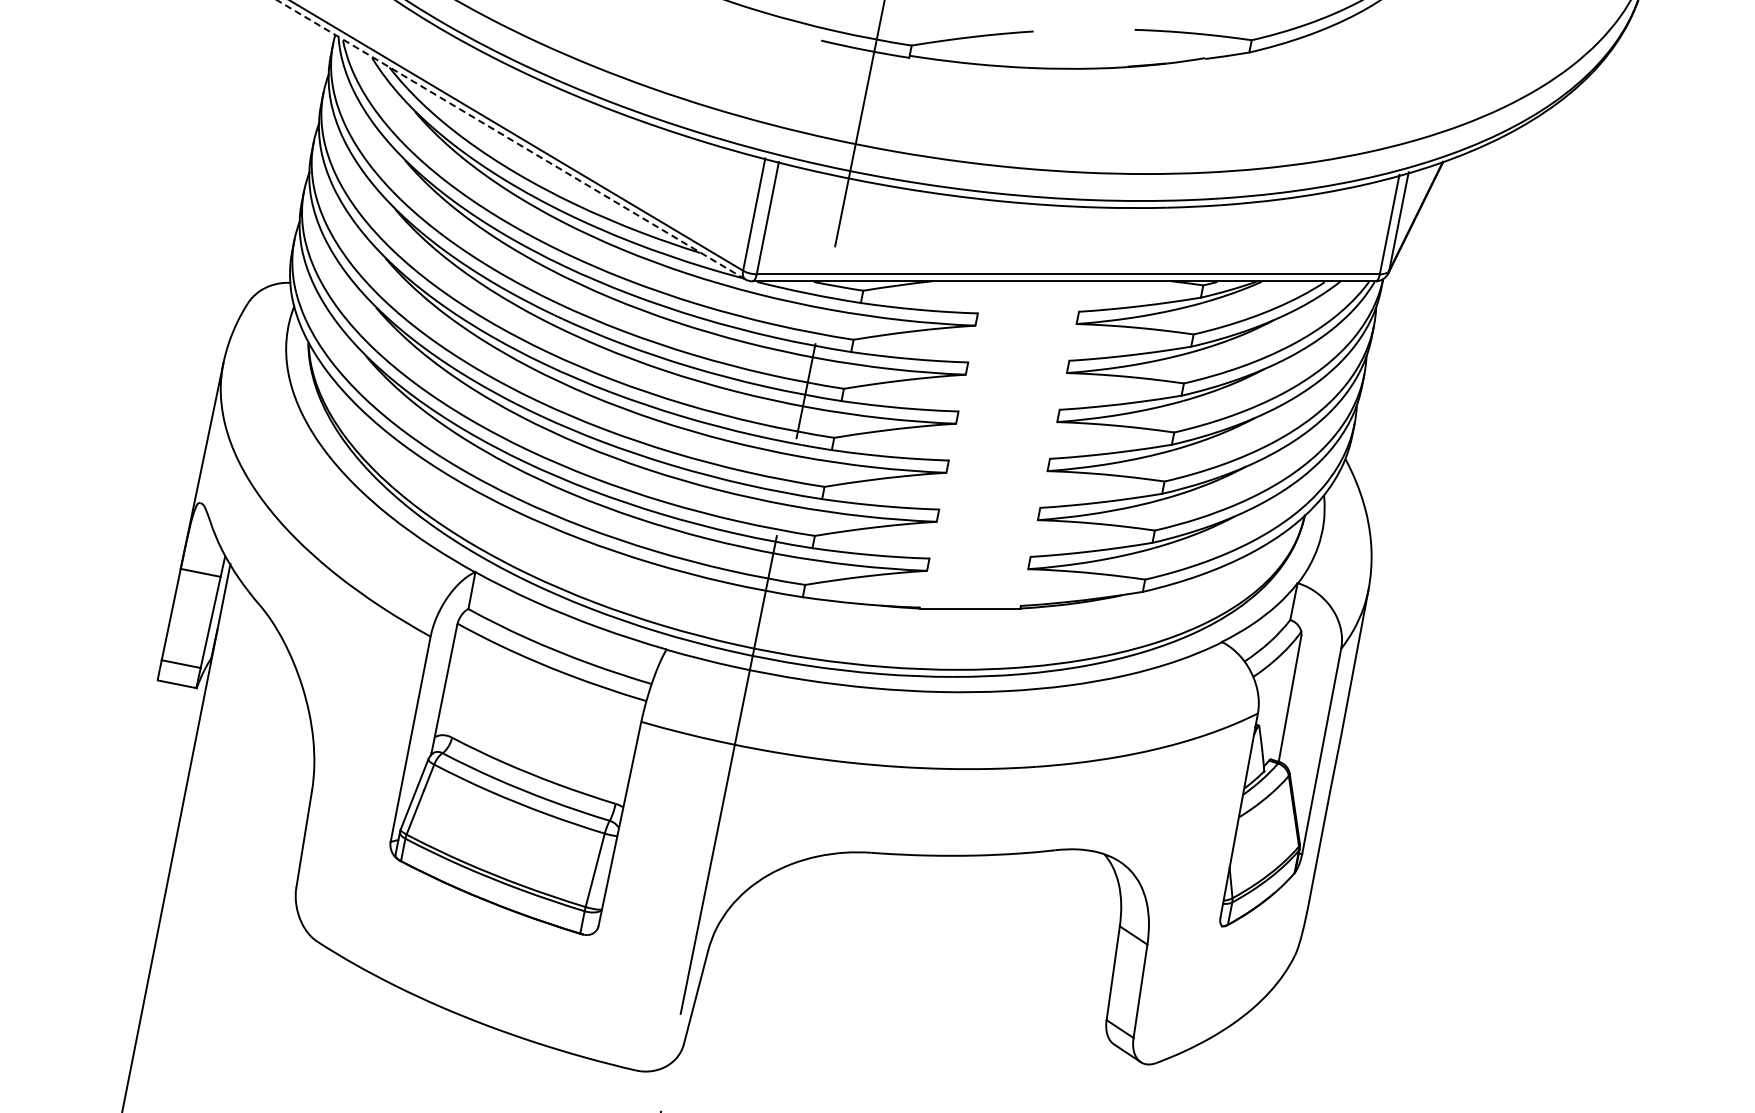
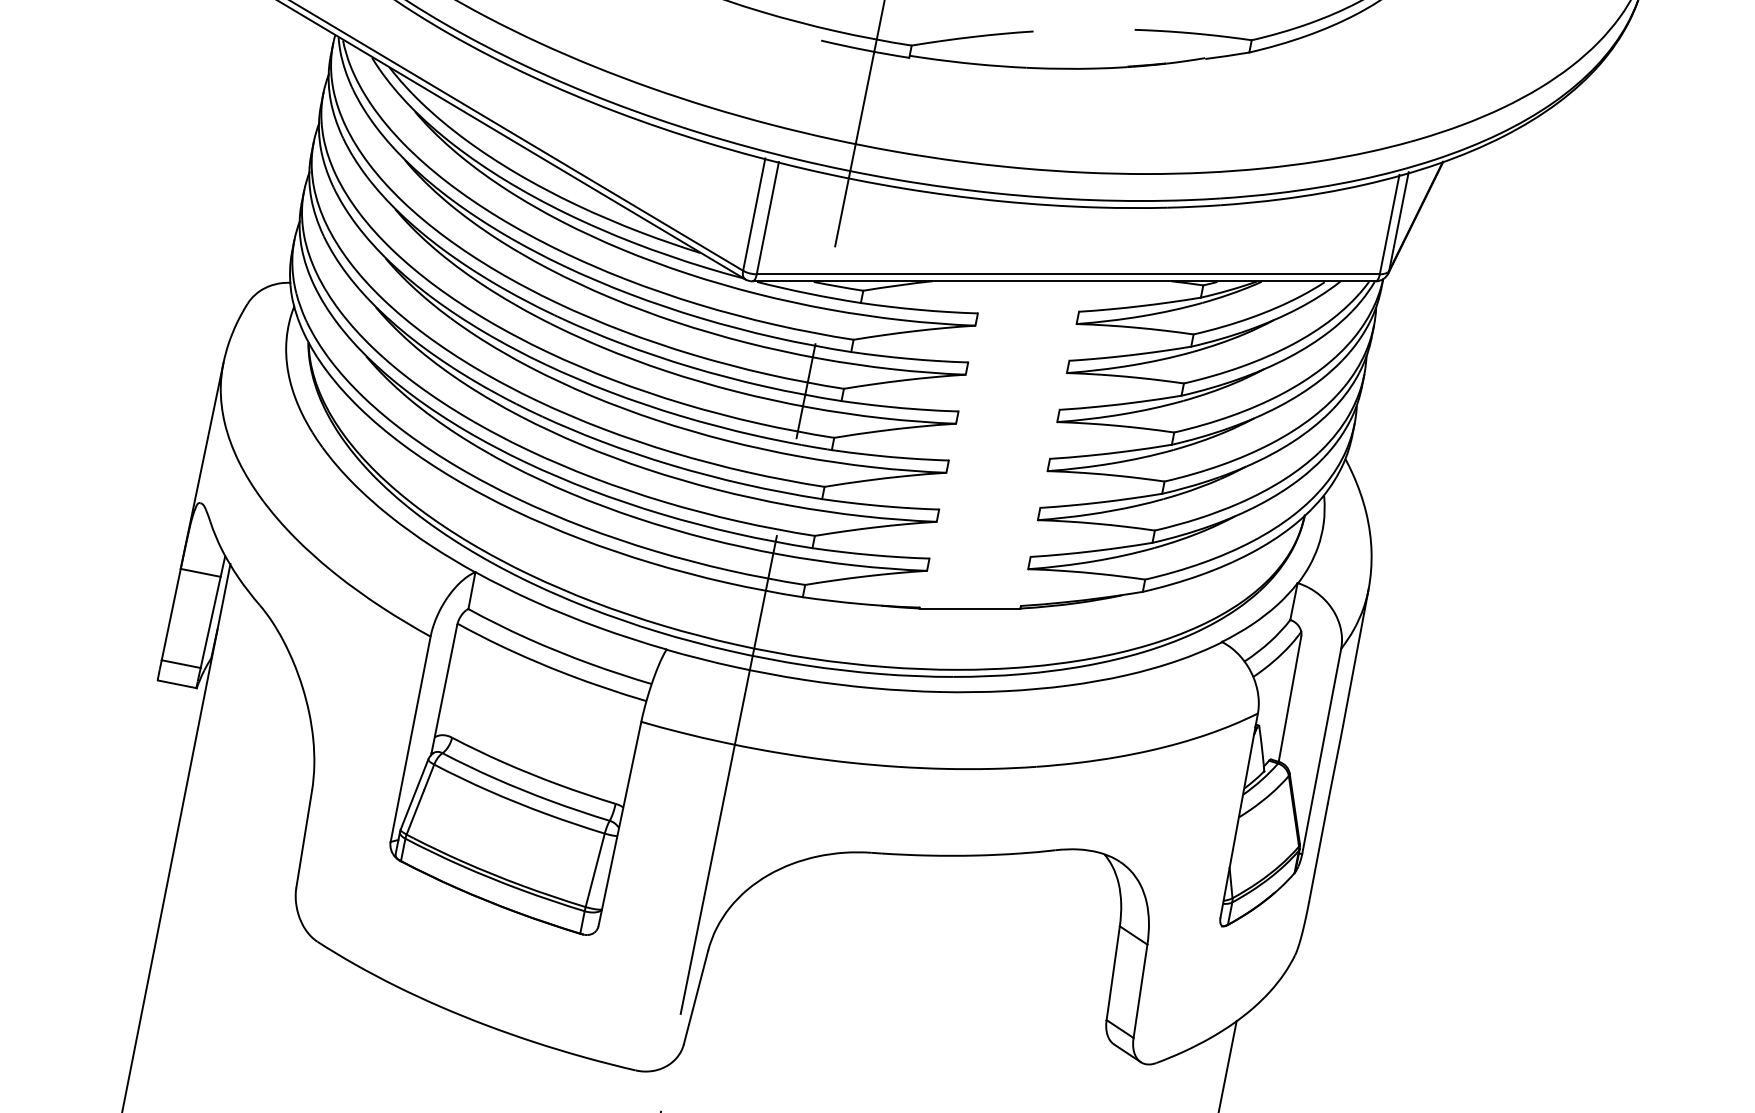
line: dashed -> solid (510, 139)
line: none -> present (1227, 1064)
